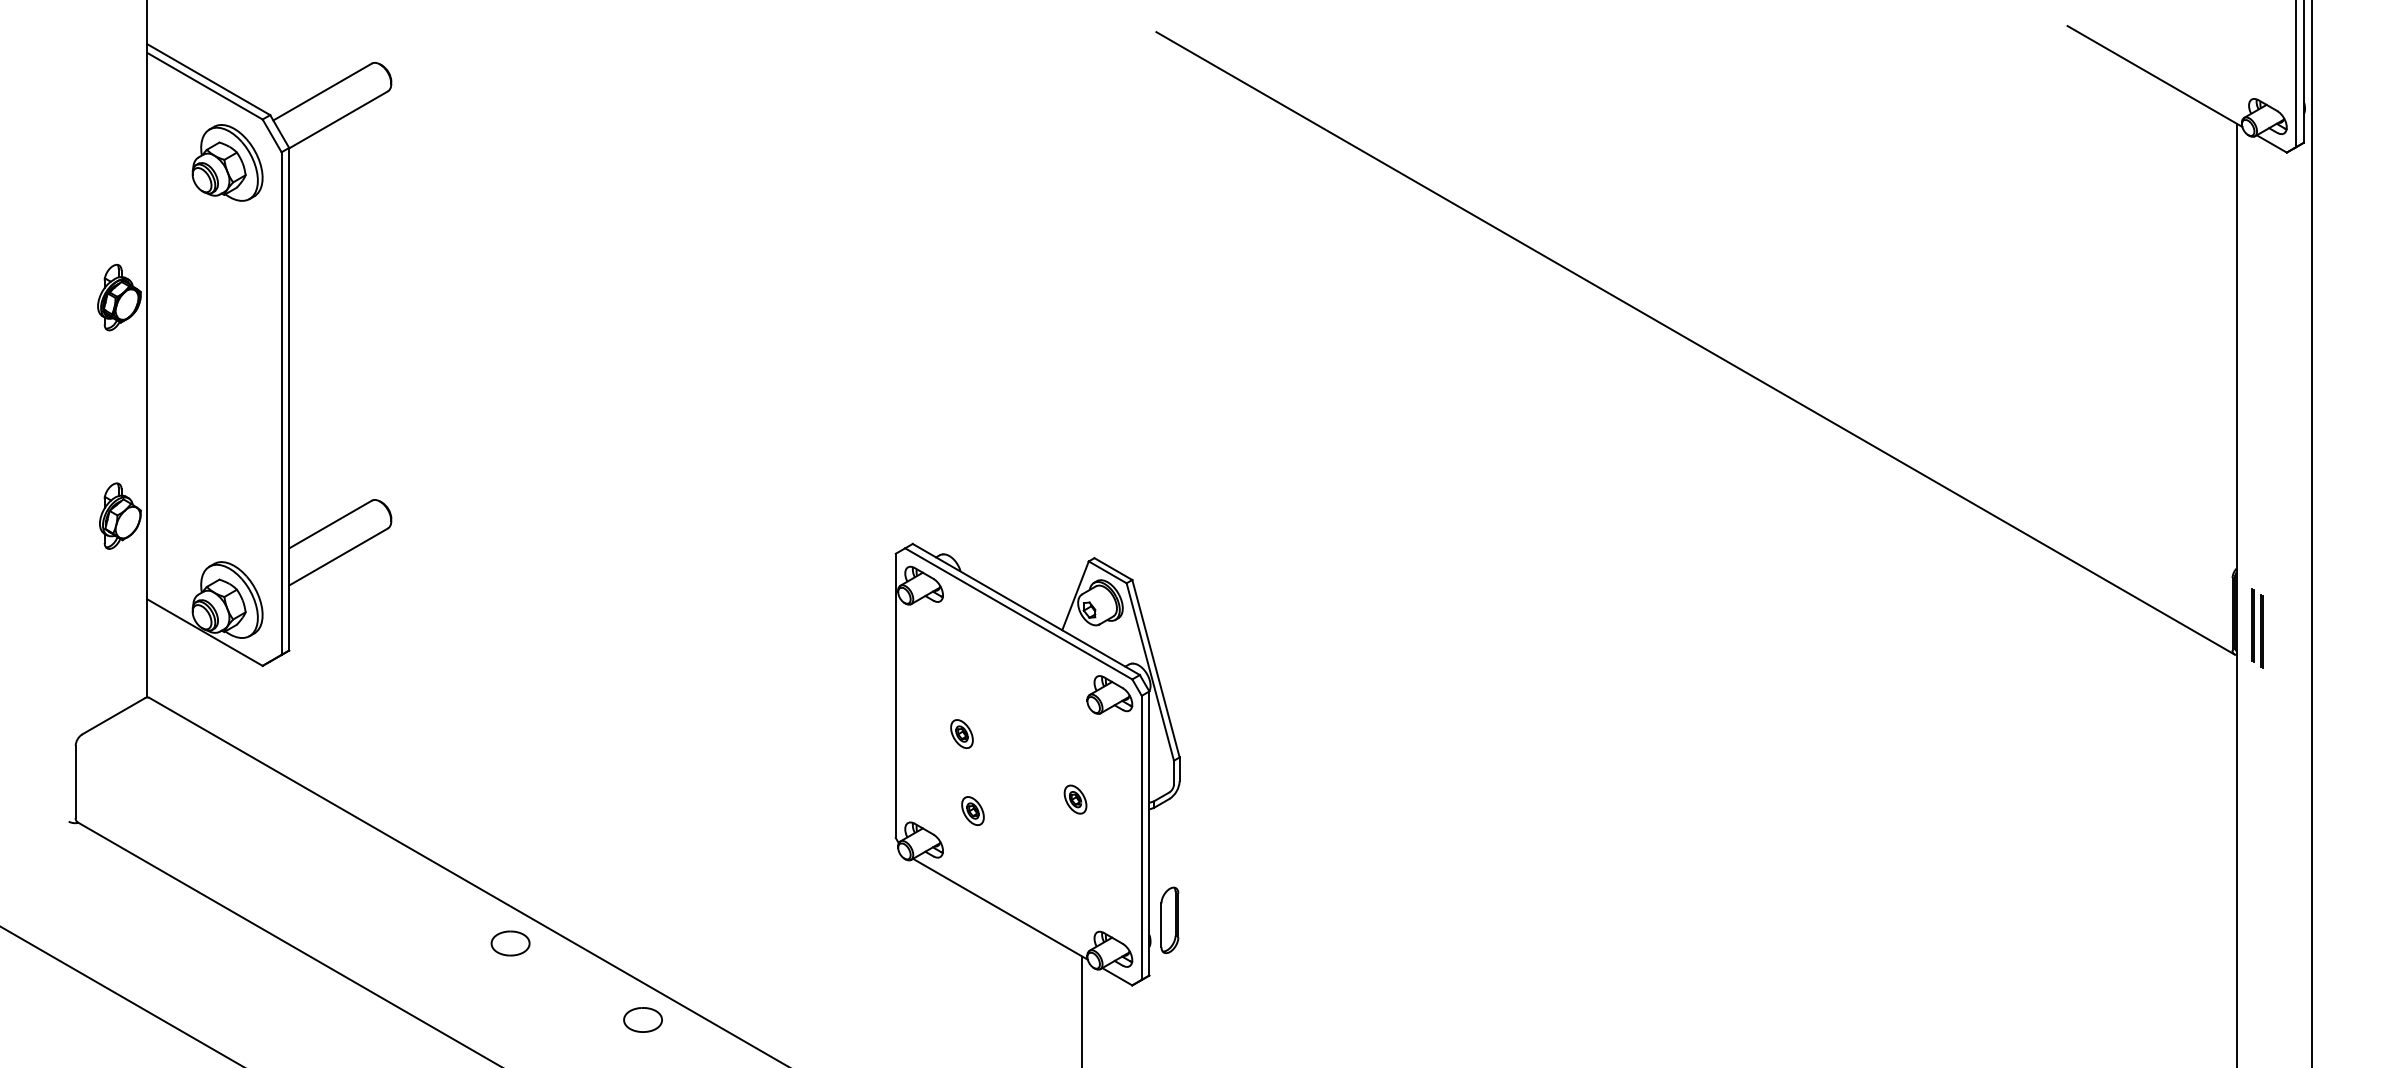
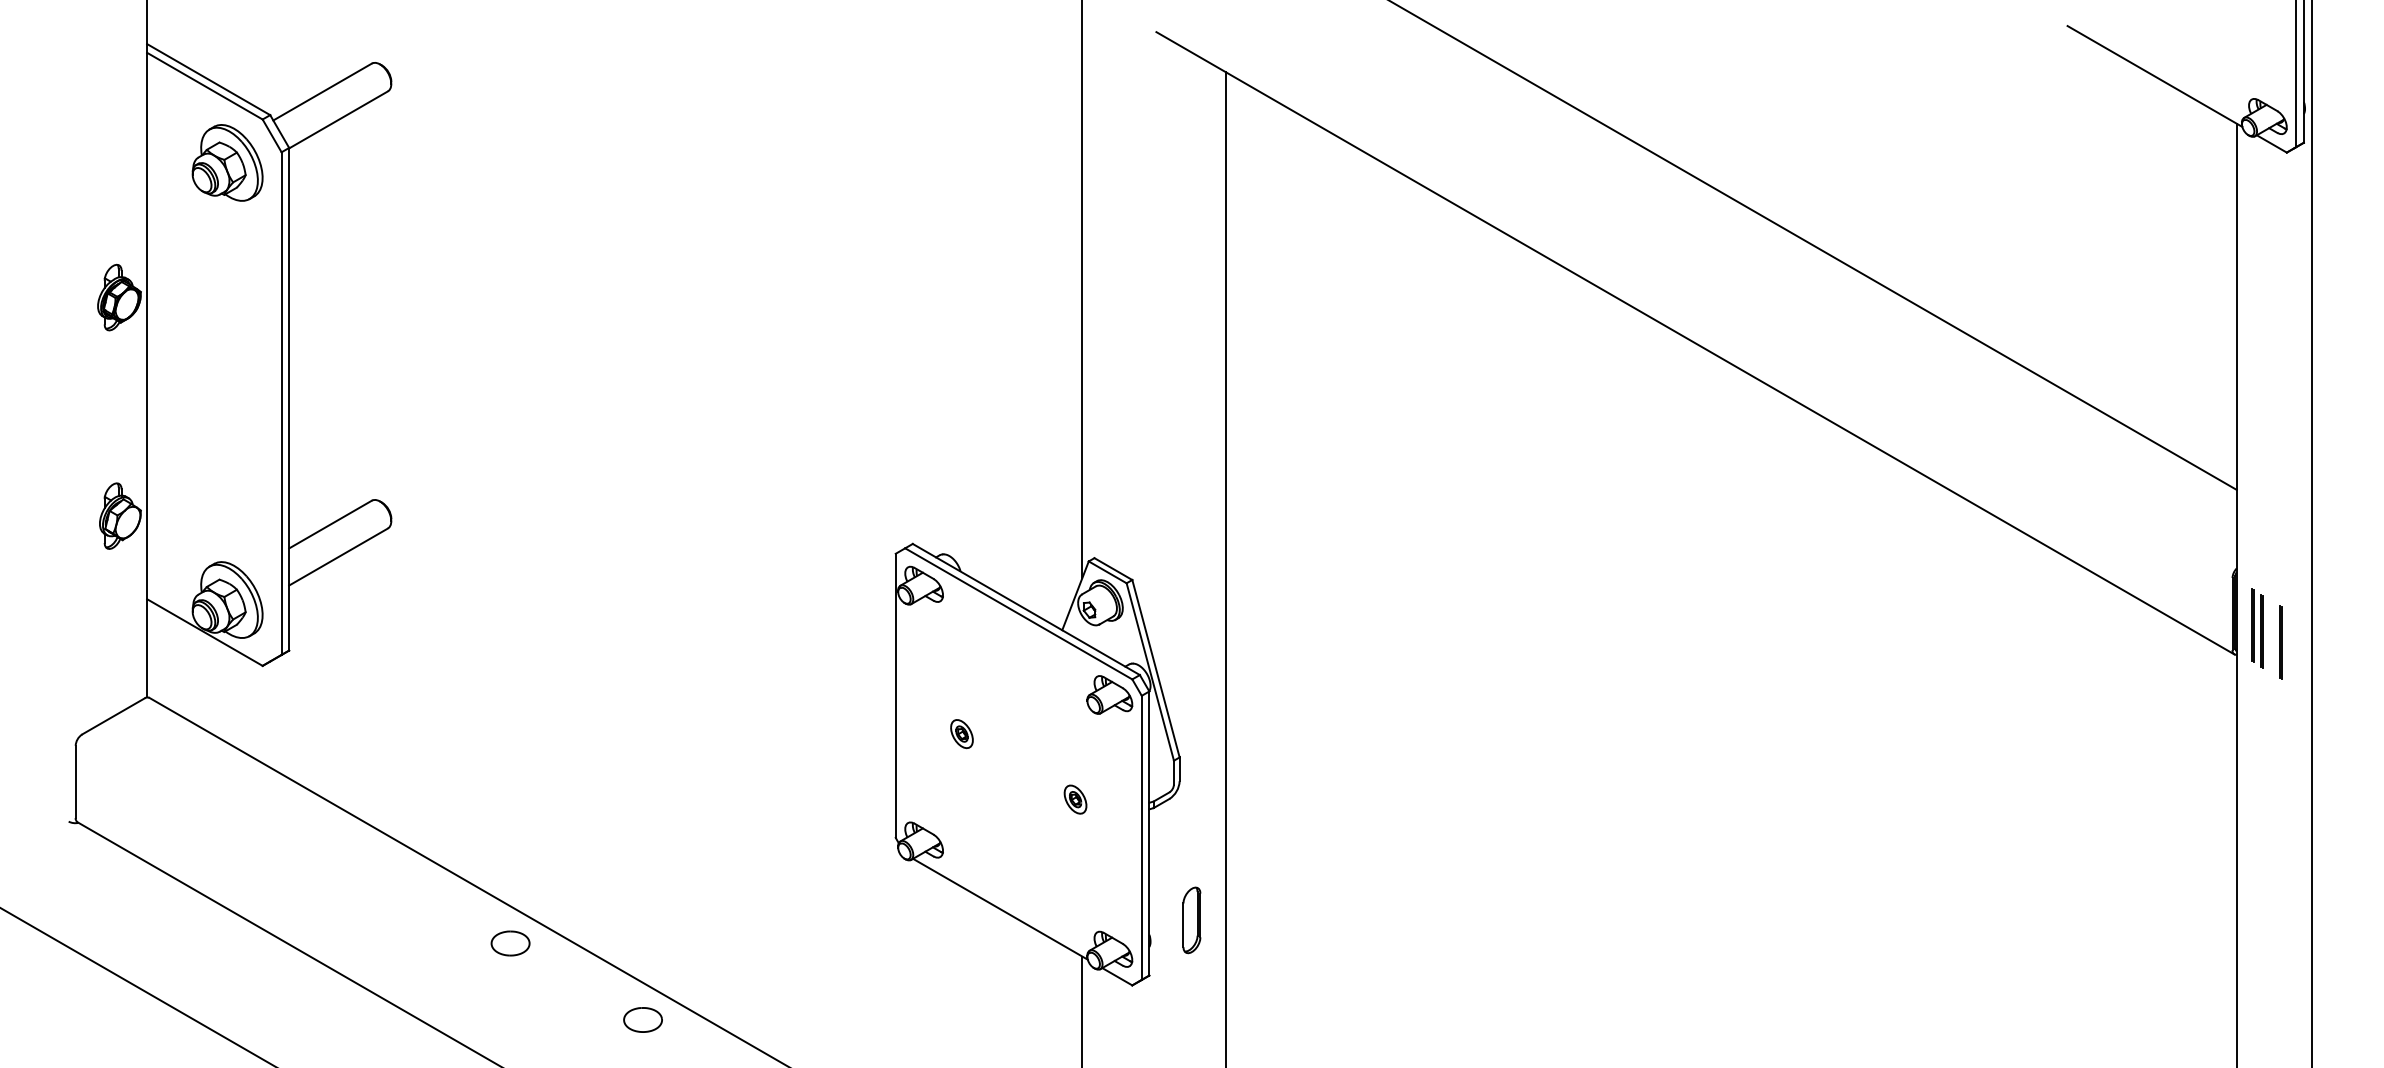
line: none -> present (1813, 245)
line: none -> present (1082, 290)
line: none -> present (1225, 568)
line: none -> present (2280, 642)
part: present -> none (972, 811)
part position: (1169, 920) -> (1191, 920) (1191, 920)
line position: (120, 995) -> (137, 986) (137, 986)
